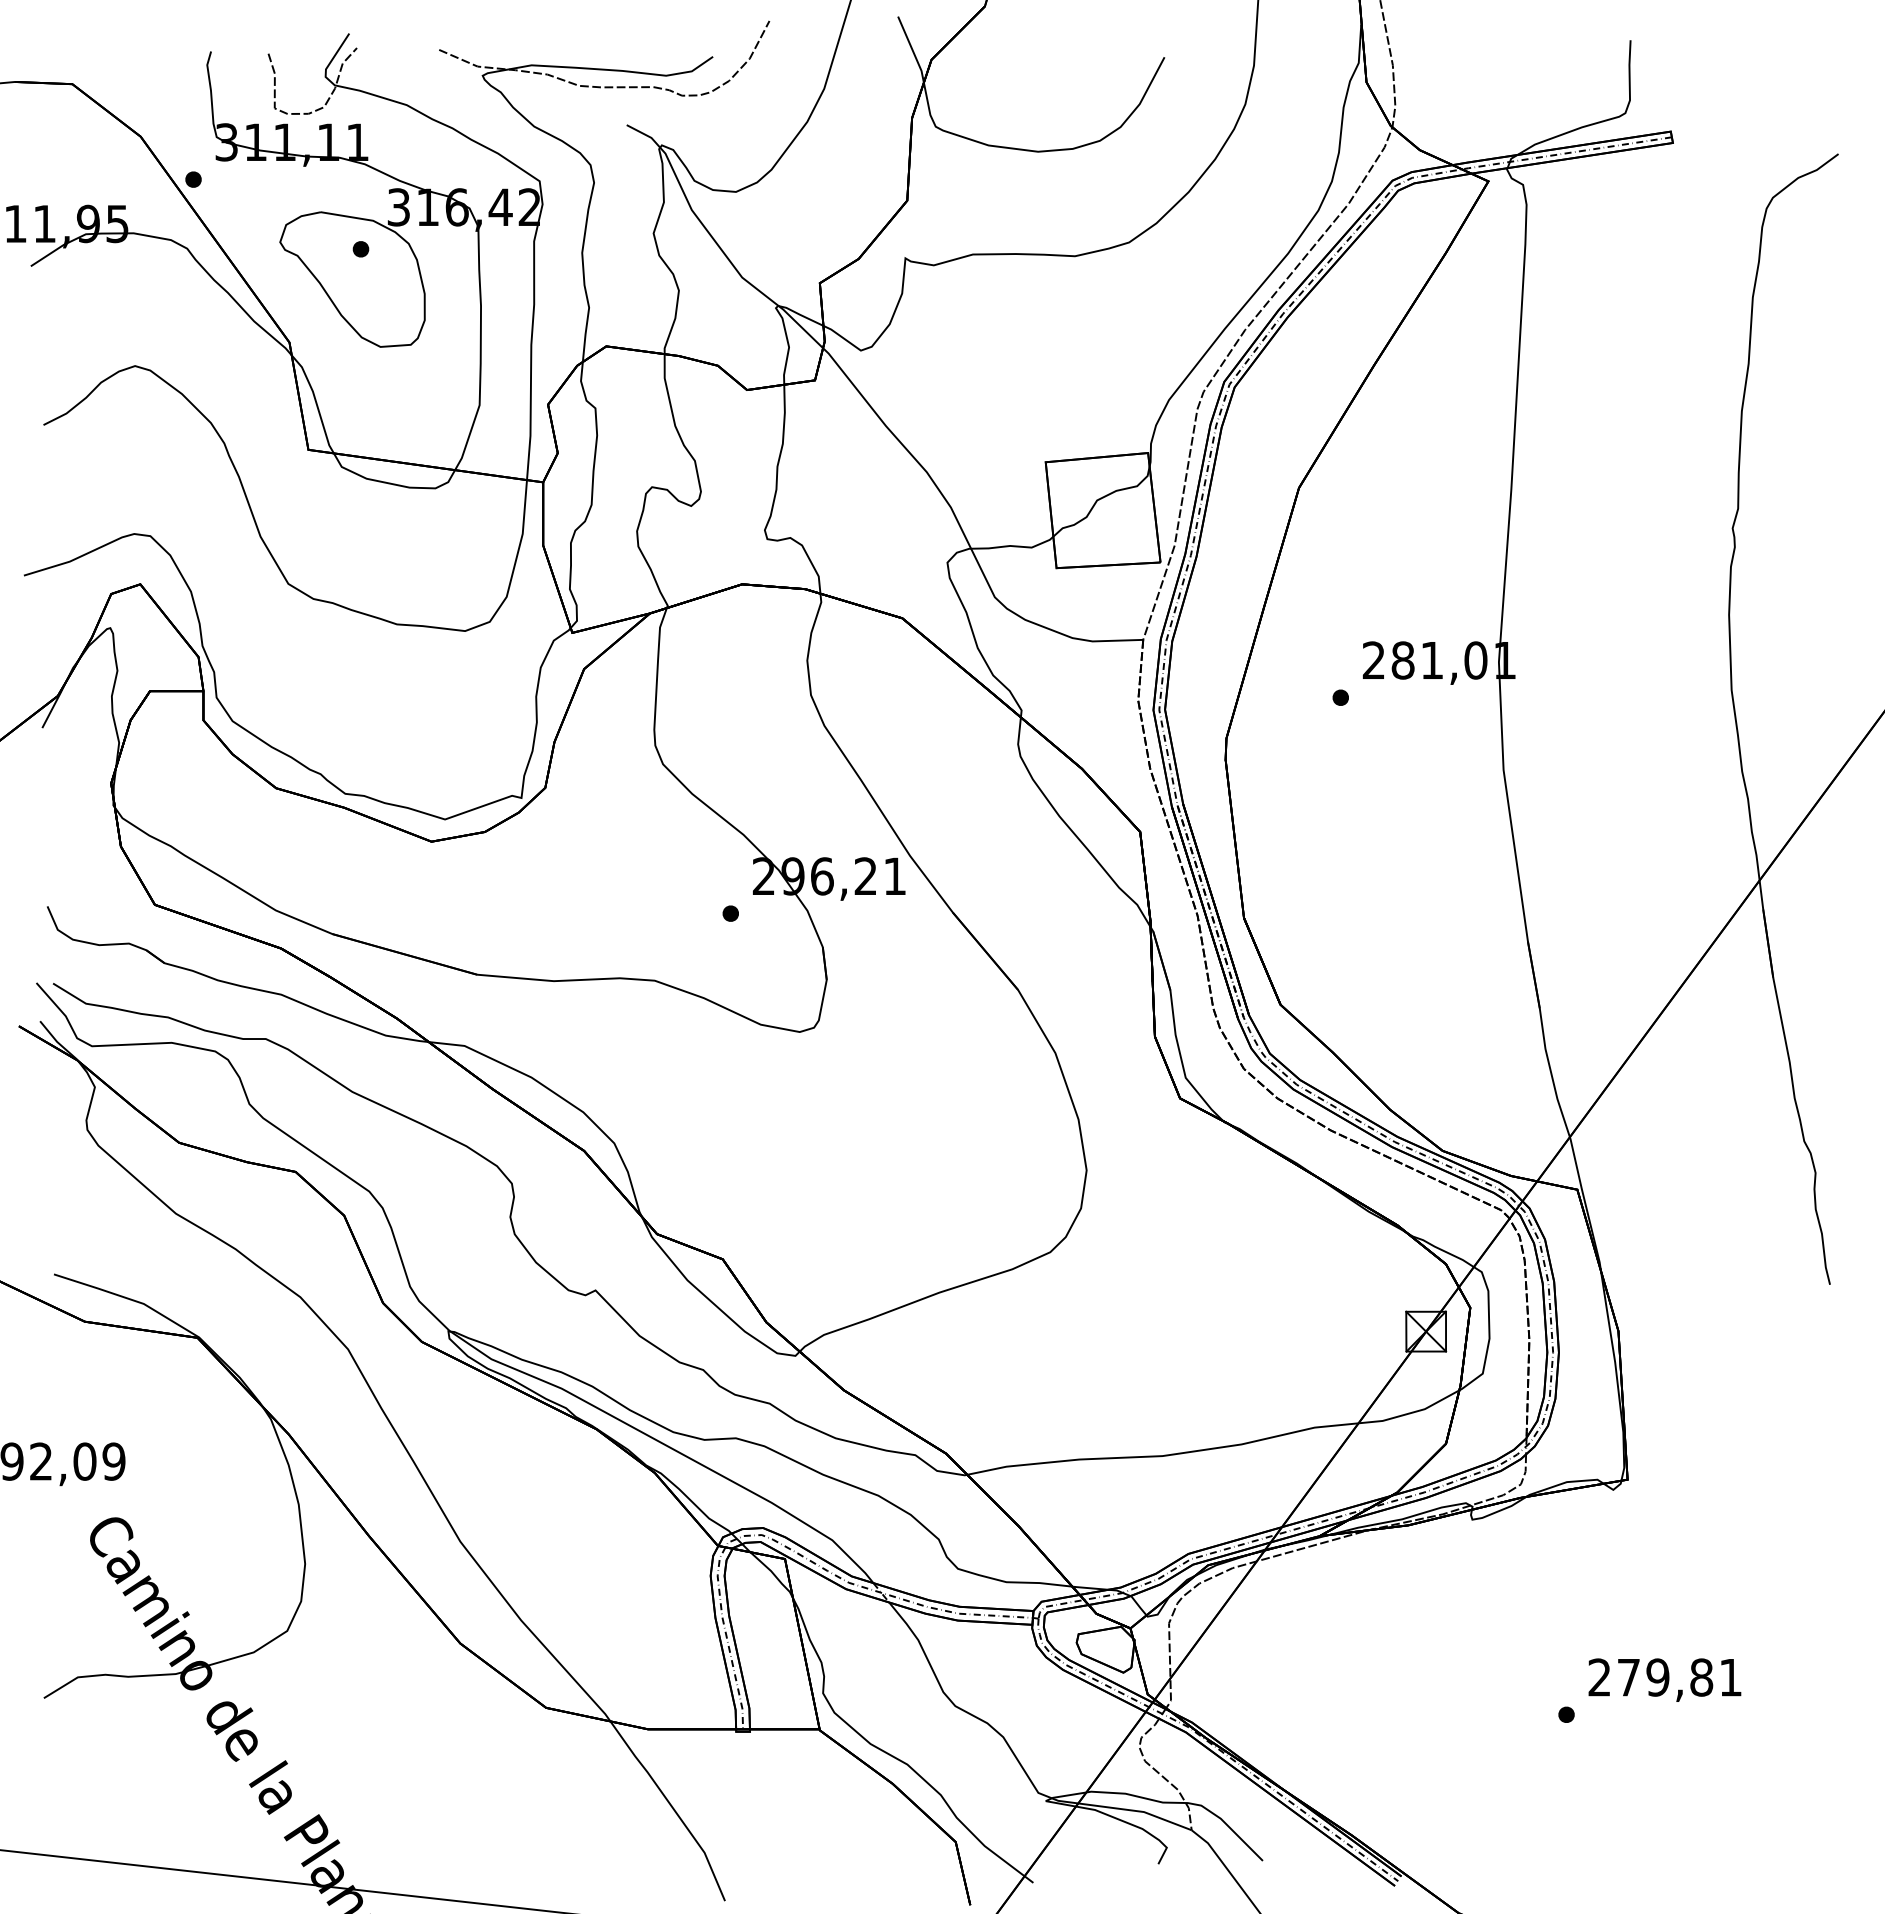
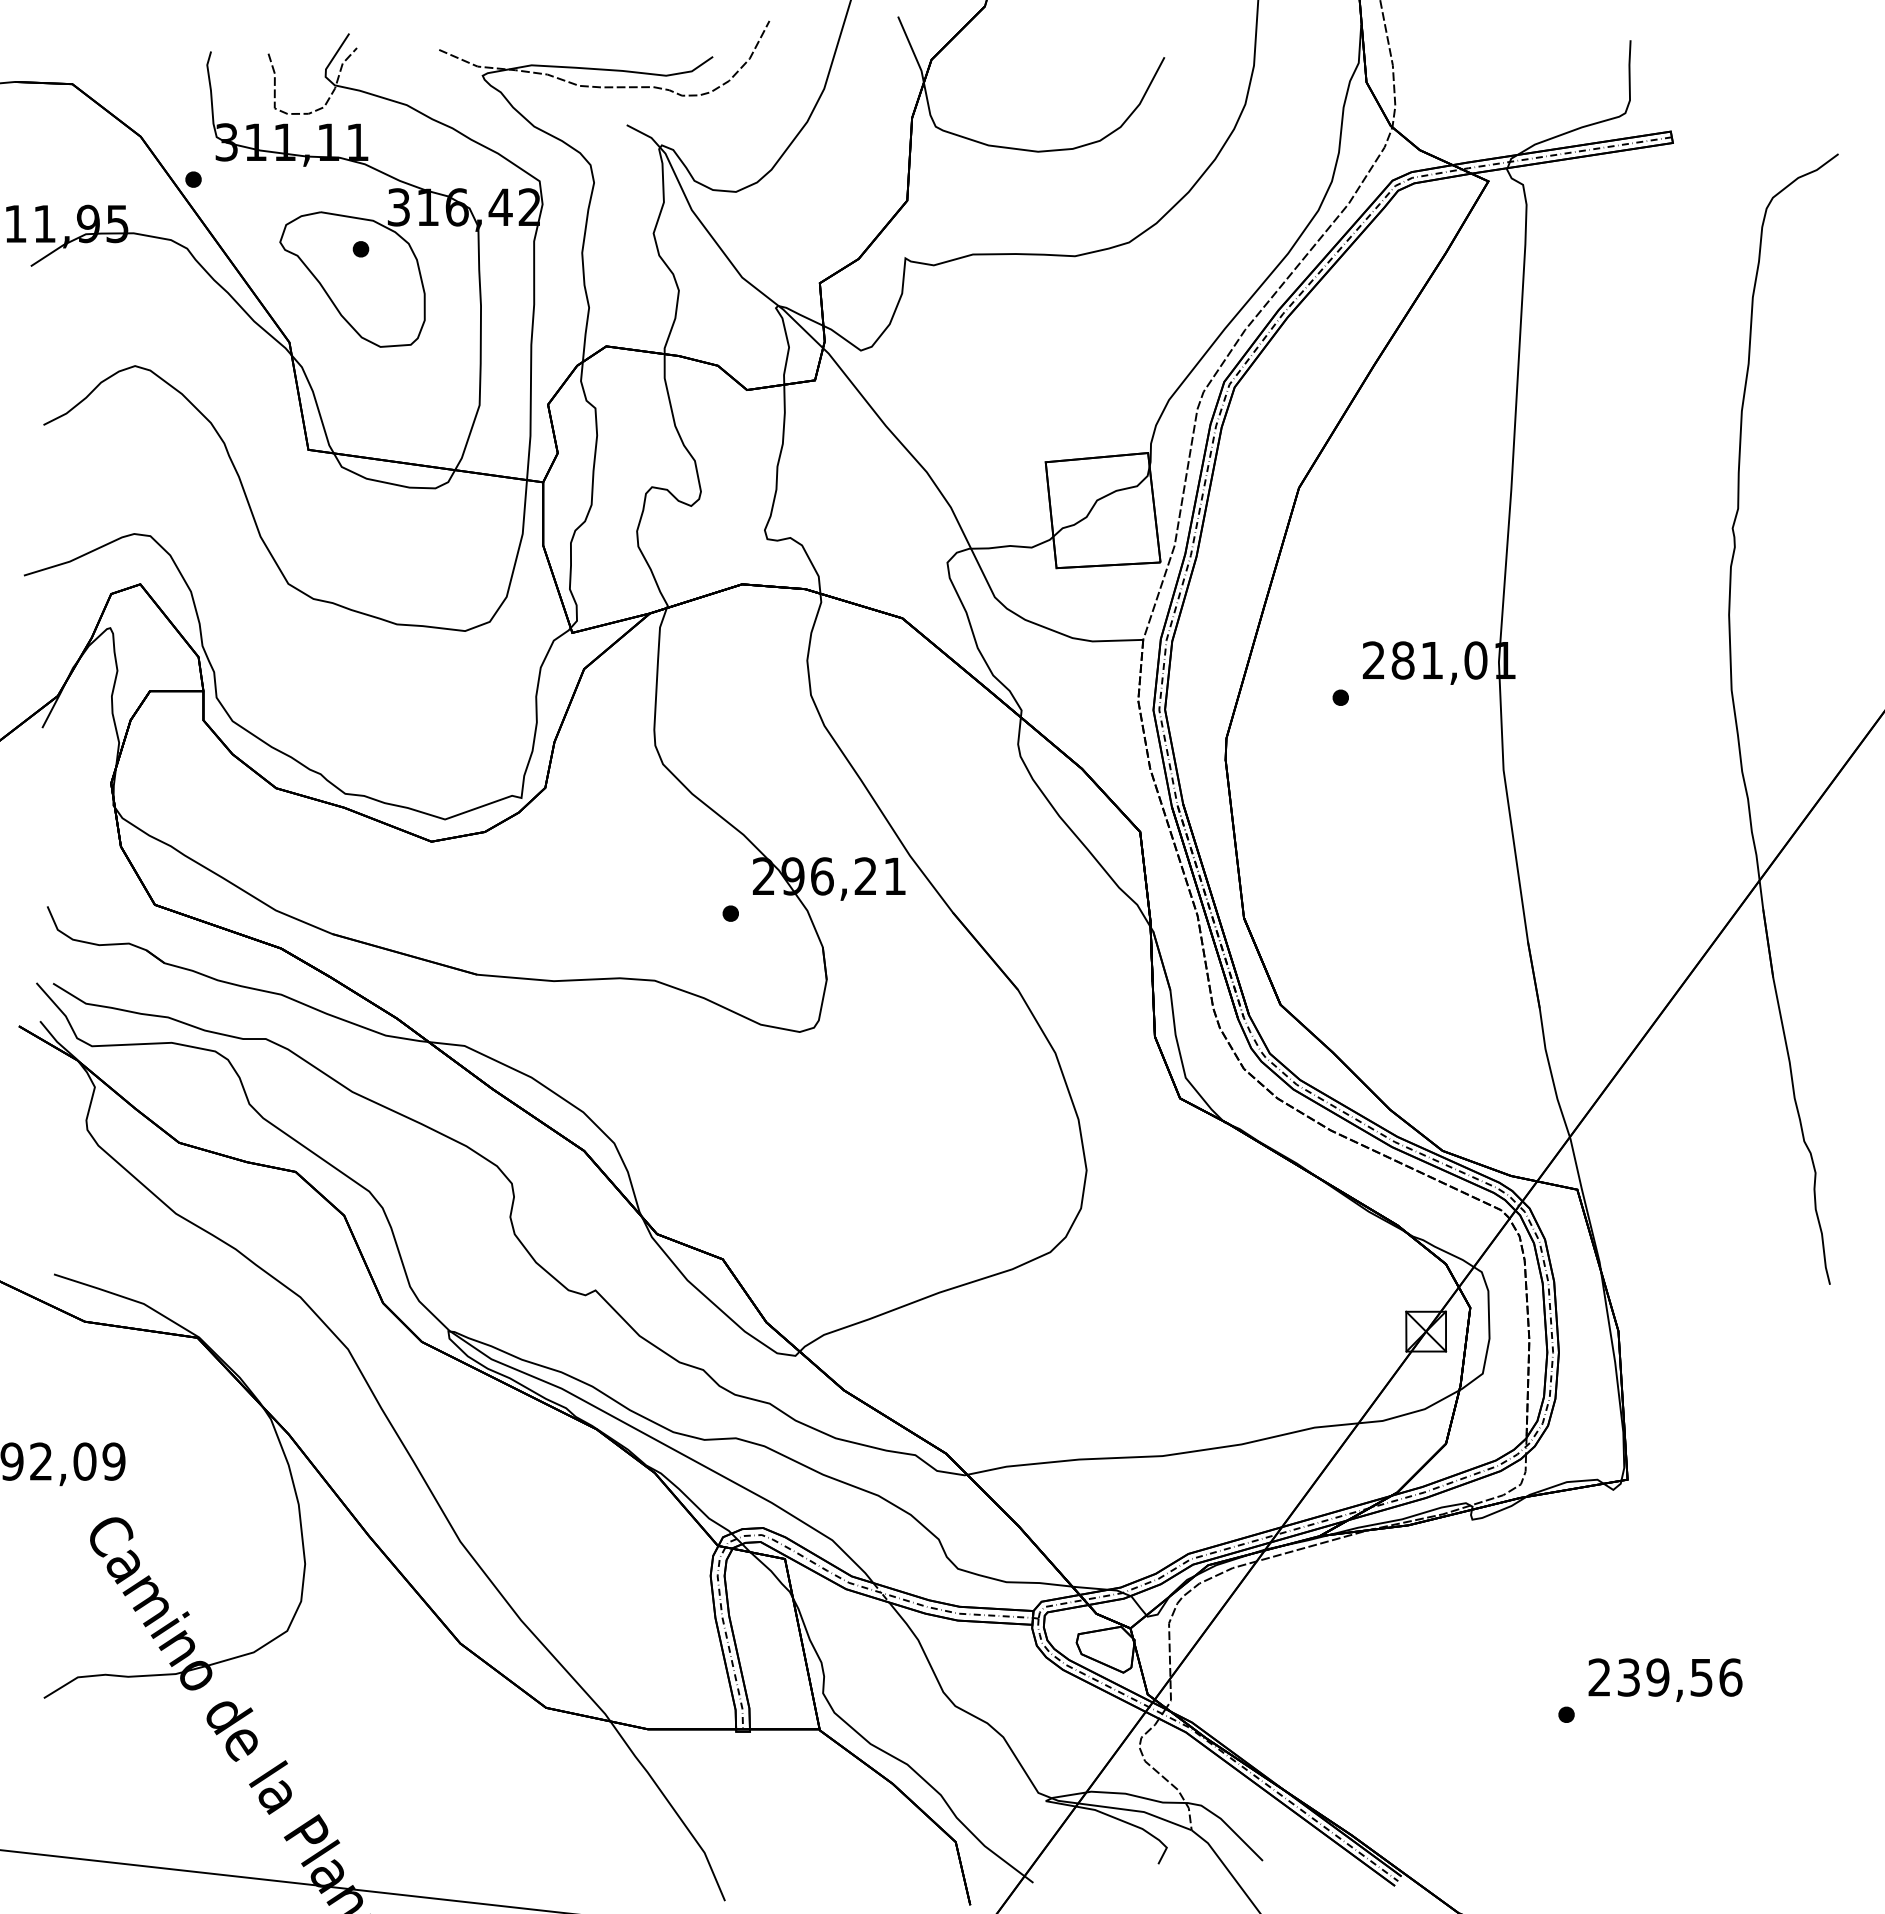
text: 279,81 -> 239,56 (1679, 1677)
